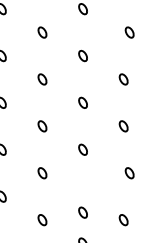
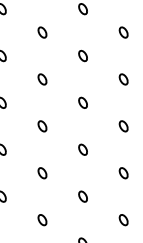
part position: (129, 32) -> (123, 32) (123, 32)
part position: (129, 173) -> (123, 173) (123, 173)
part position: (82, 212) -> (82, 196) (82, 196)
